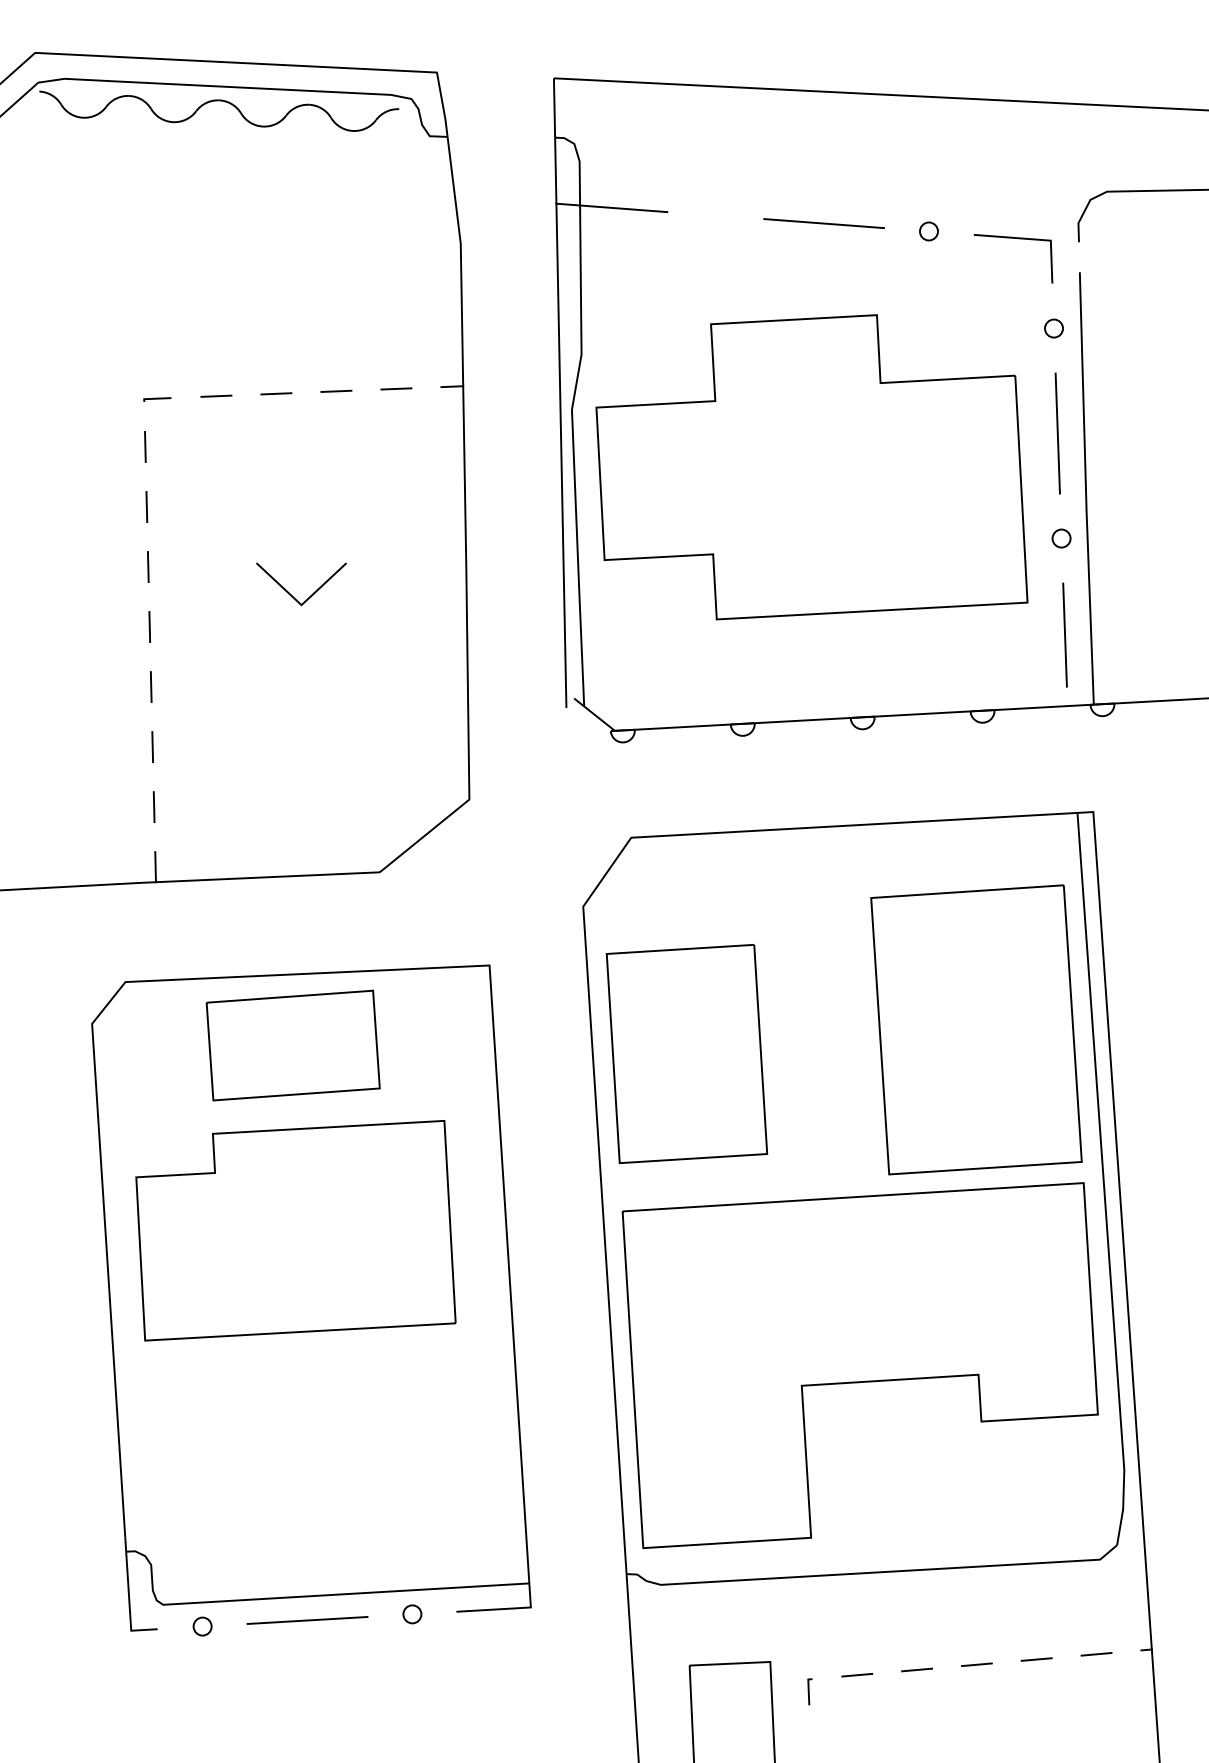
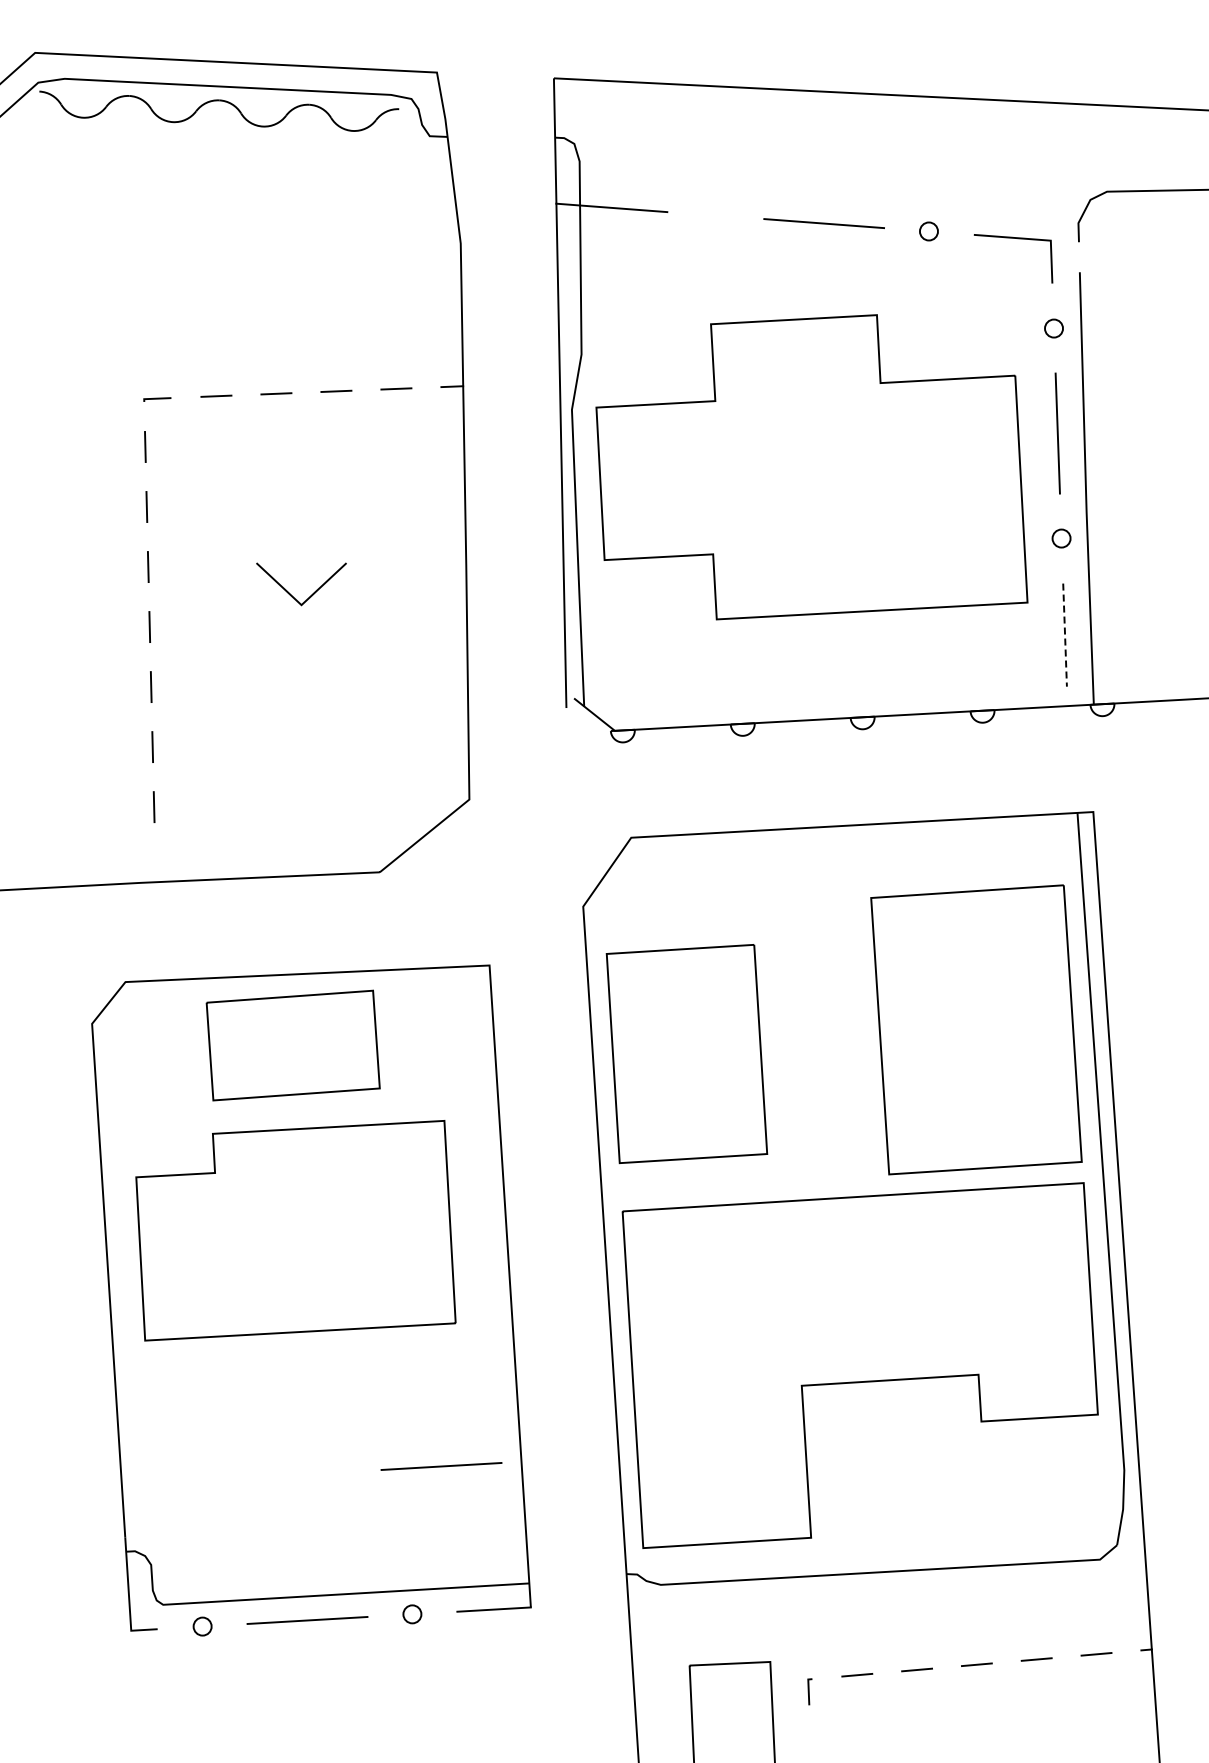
line: solid -> dashed (1065, 635)
line: present -> none (155, 867)
line: none -> present (441, 1466)
